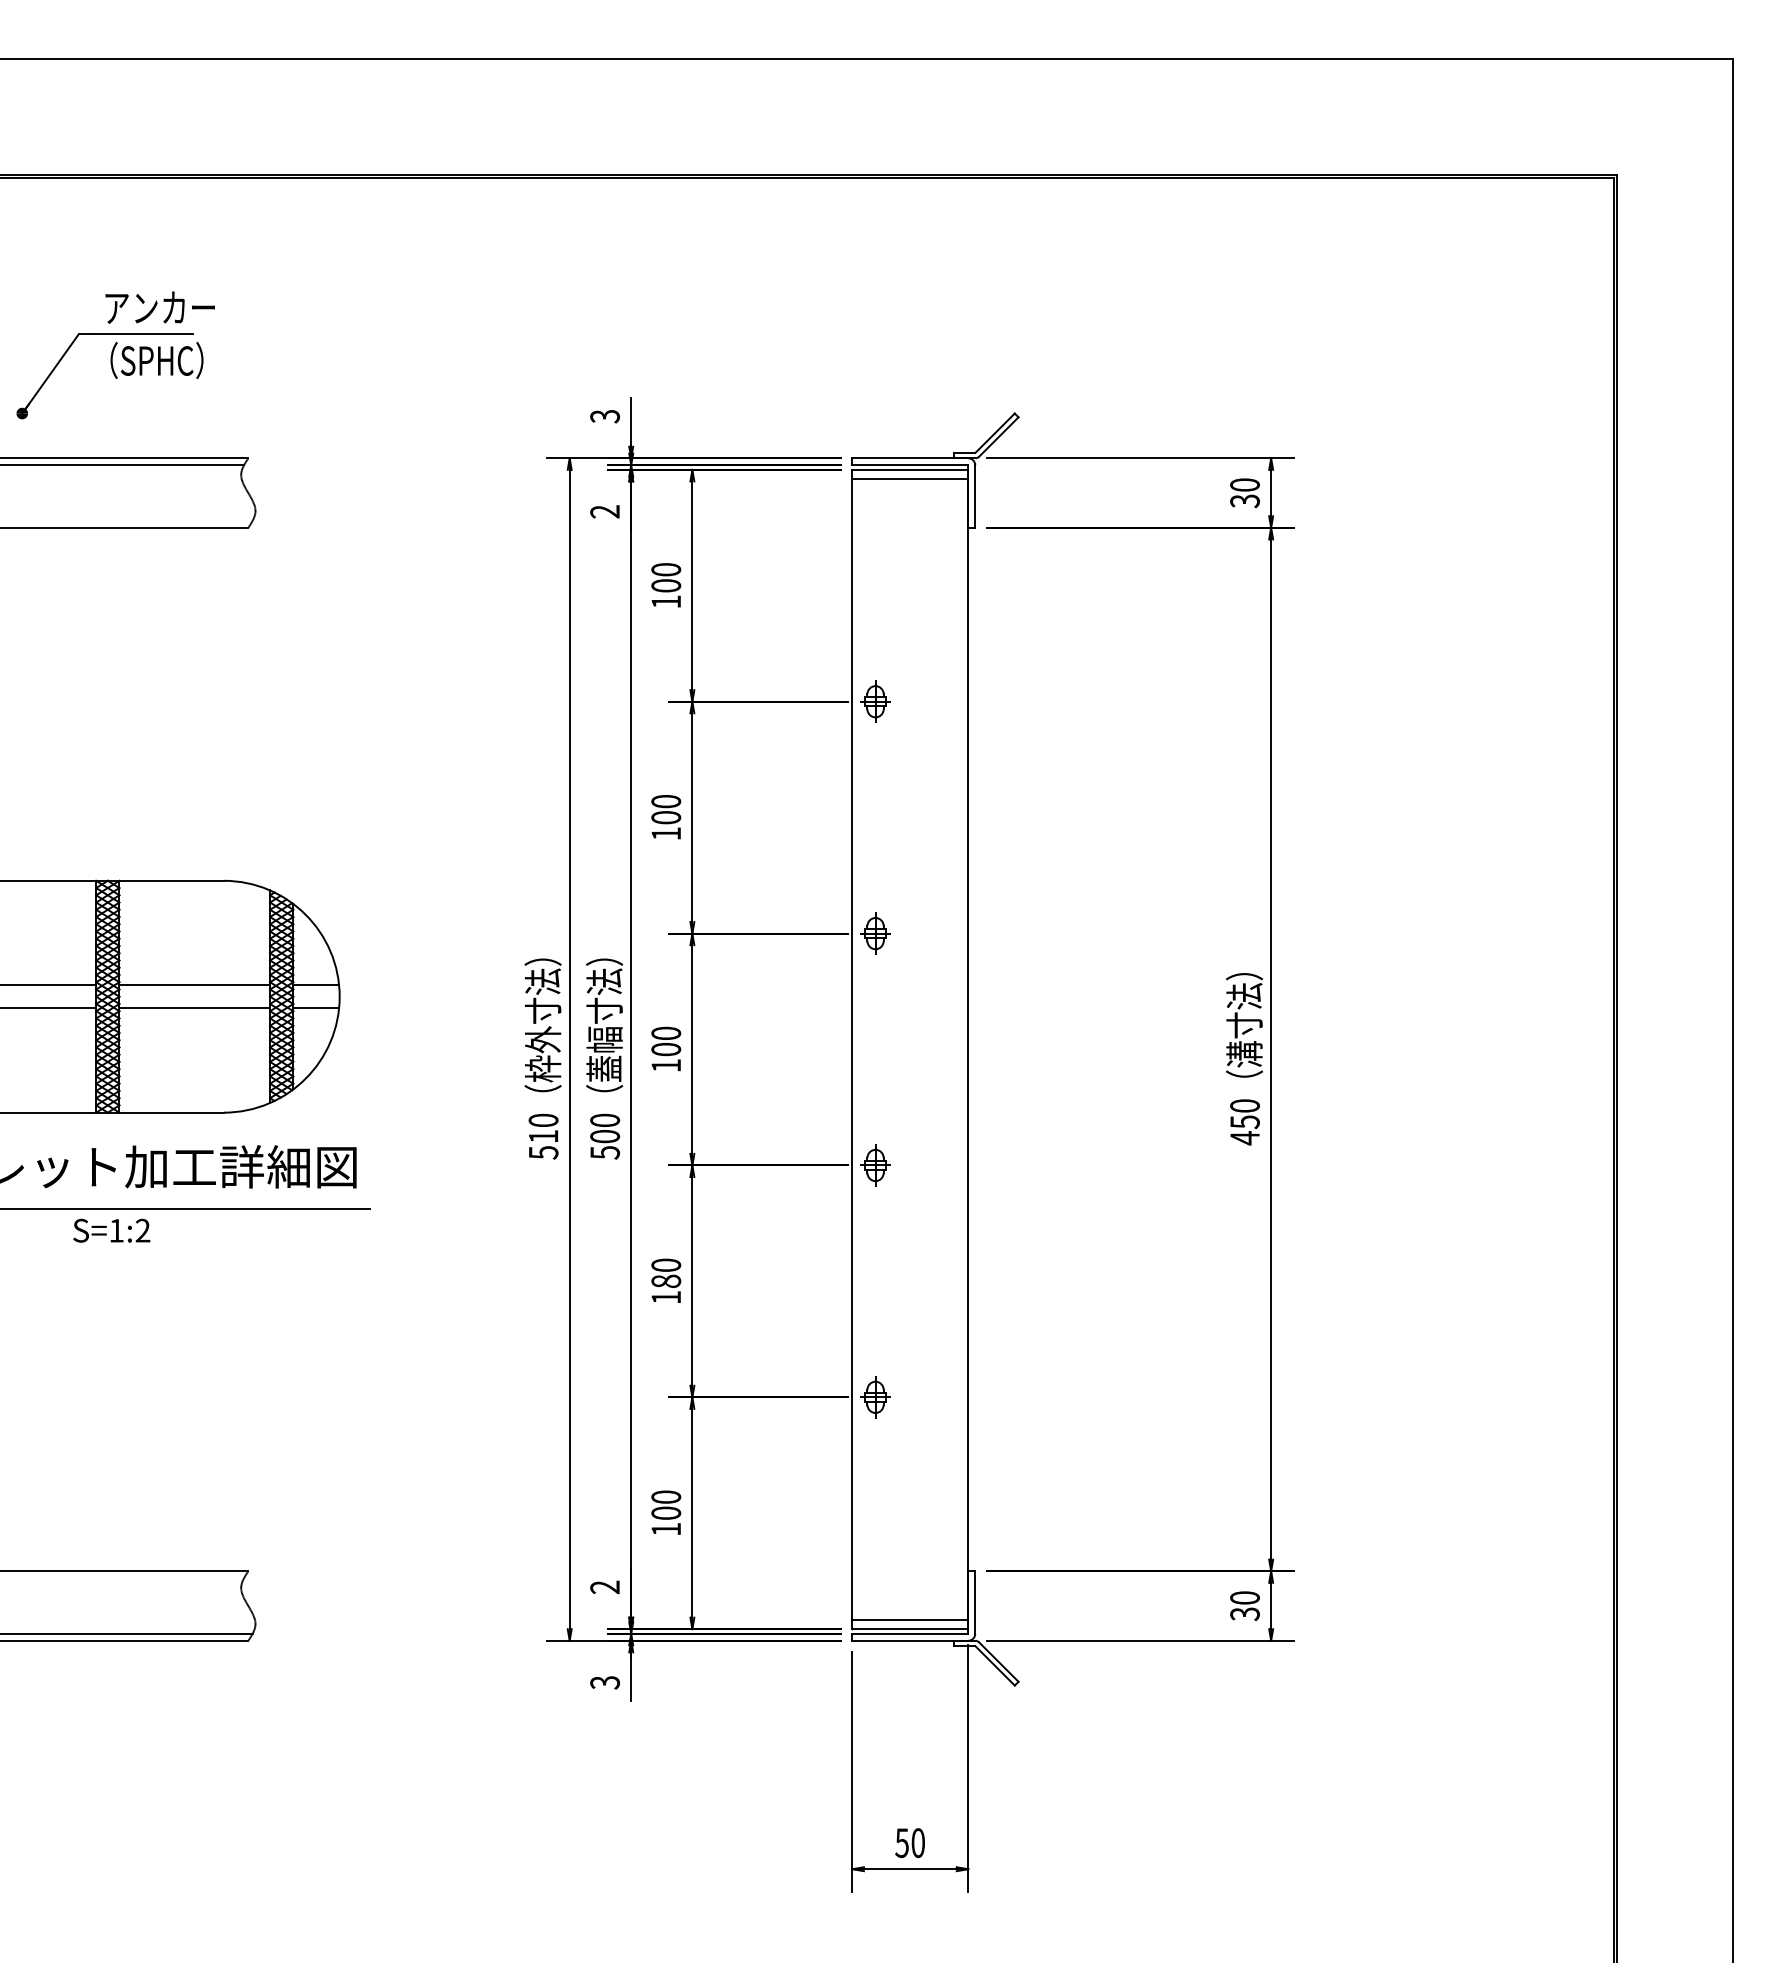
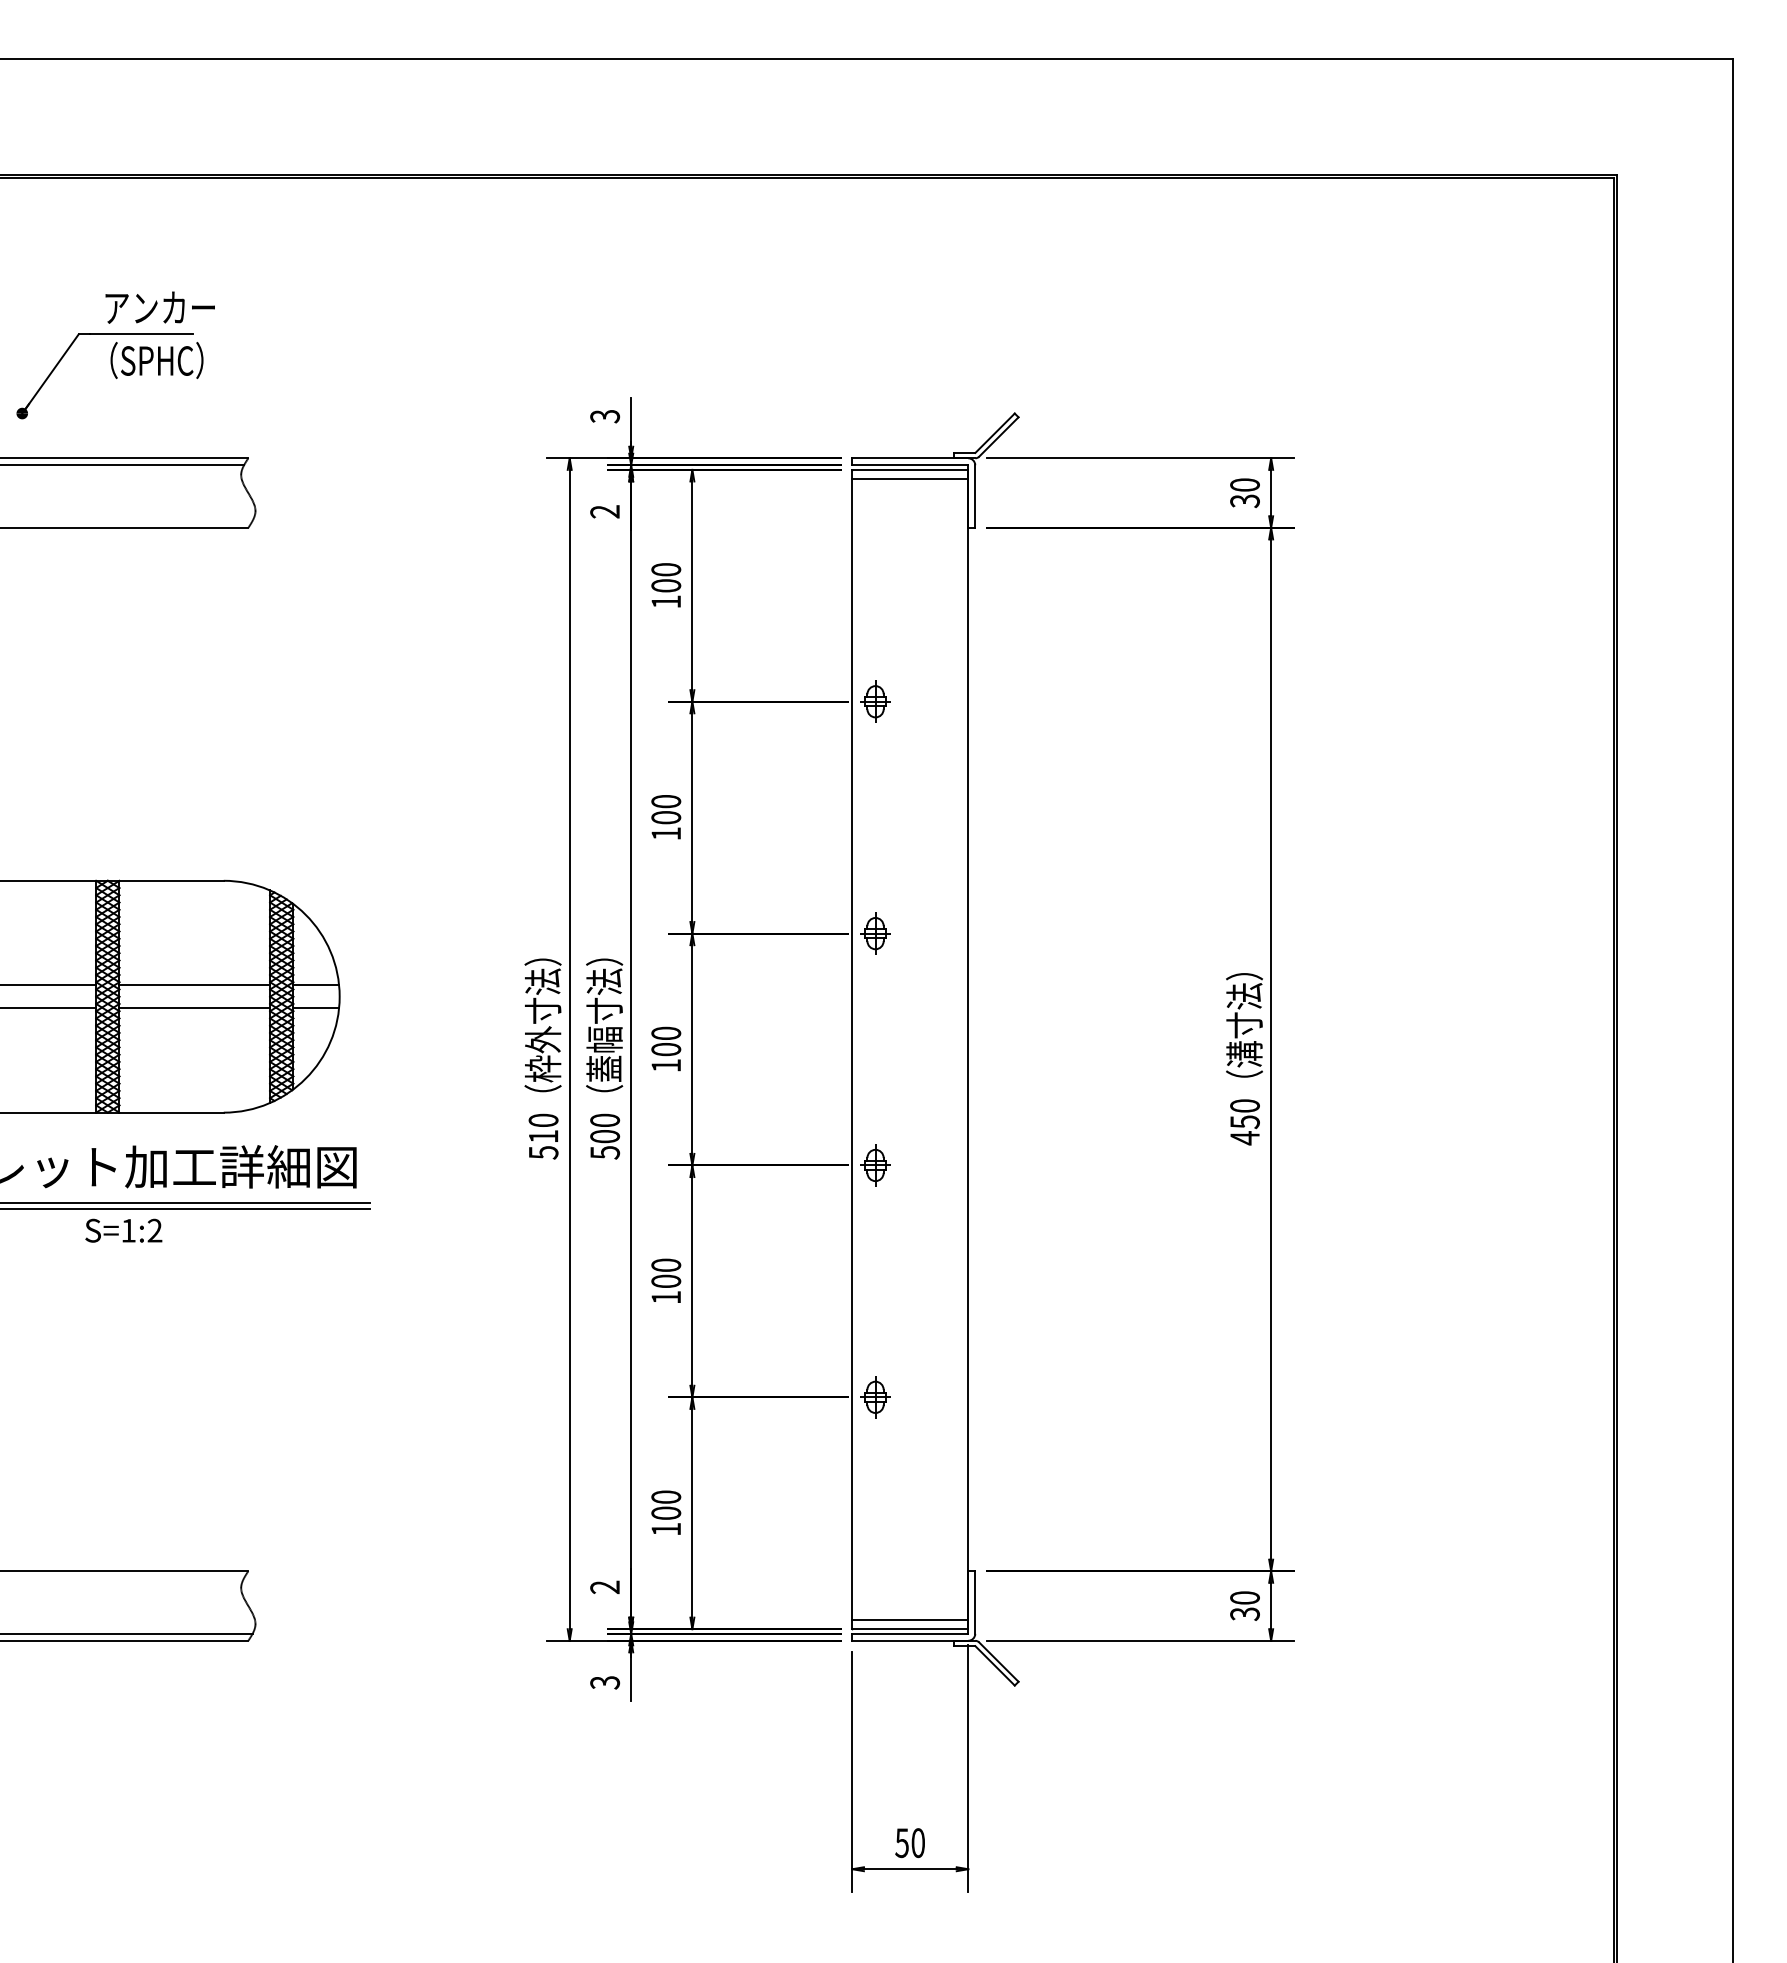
line: none -> present (185, 1202)
text position: (111, 1230) -> (123, 1230) (123, 1230)
text: 180 -> 100 (665, 1281)
